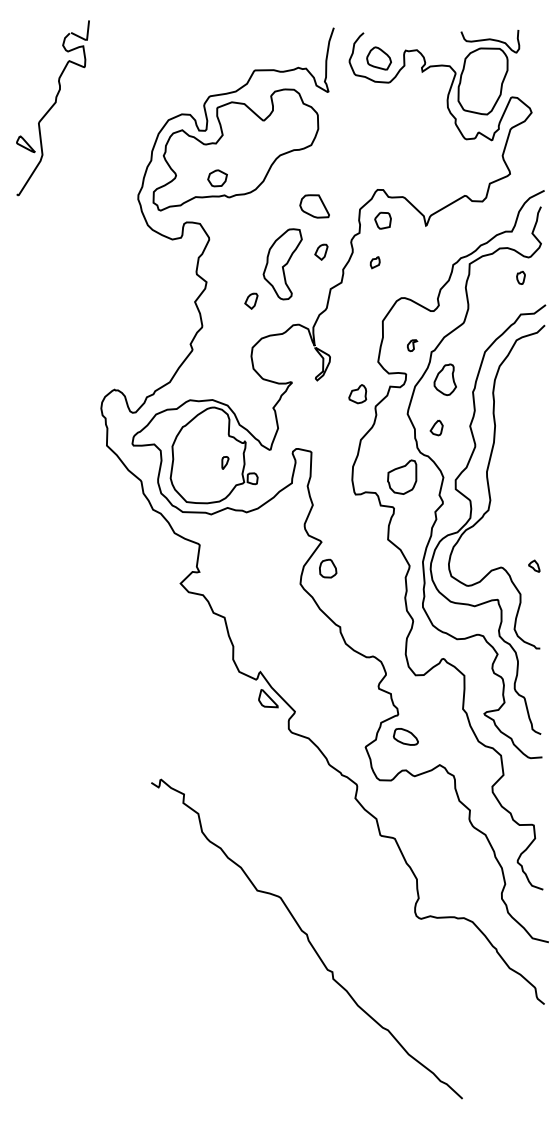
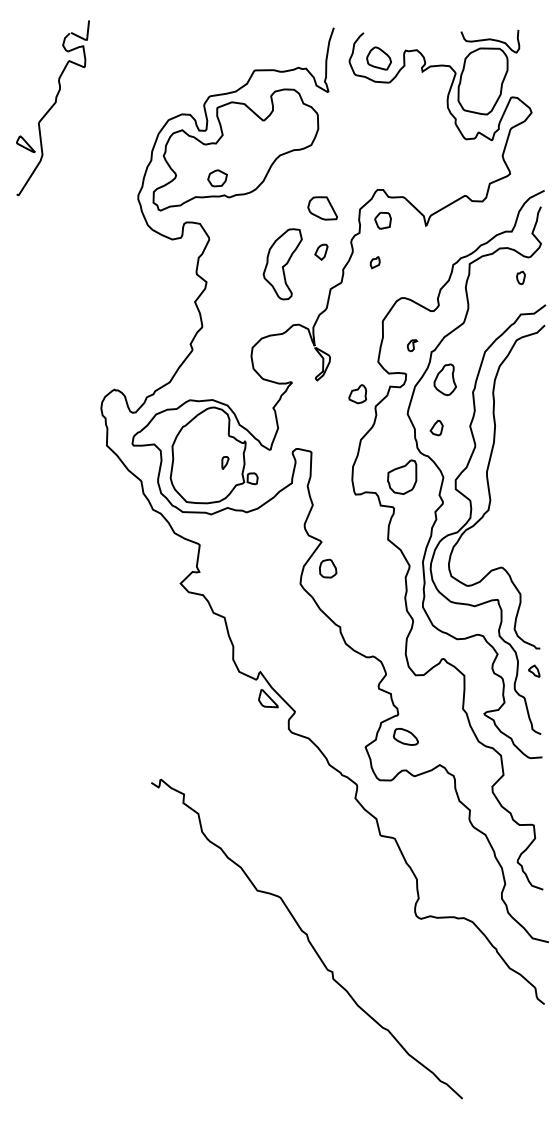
part position: (314, 206) -> (322, 208) (322, 208)
part: present -> none (251, 300)
part position: (534, 565) -> (534, 670) (534, 670)
